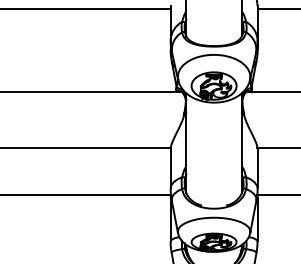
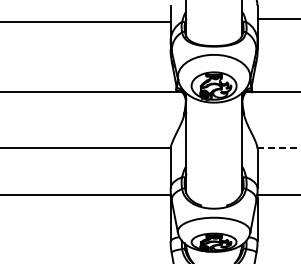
line position: (86, 8) -> (86, 21) (86, 21)
line position: (277, 8) -> (277, 18) (277, 18)
line: solid -> dashed (279, 147)
